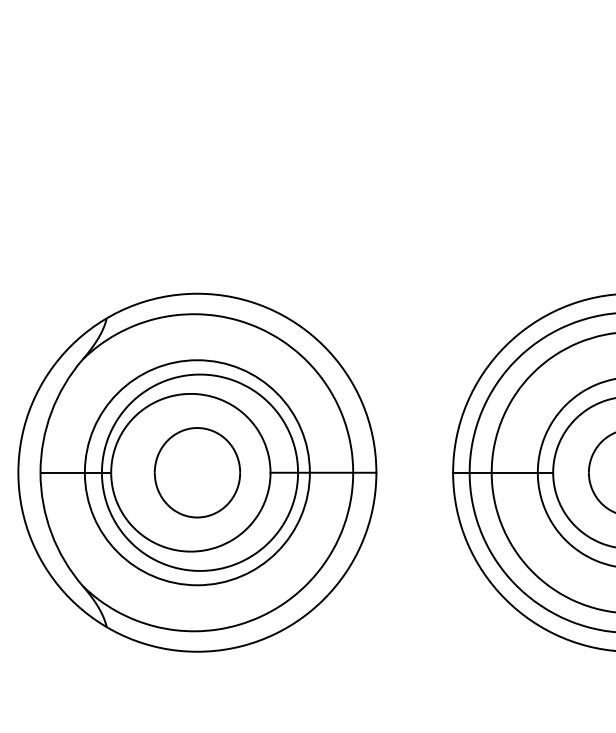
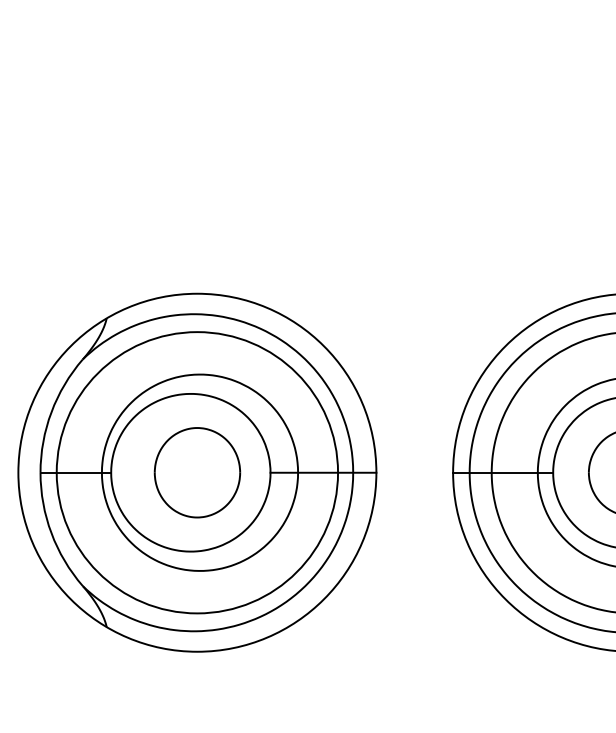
circle diameter: 225 px -> 281 px (197, 472)
